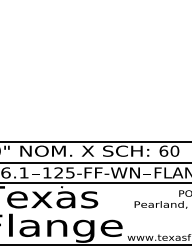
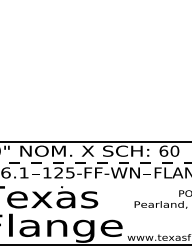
line: solid -> dashed (96, 162)
line: present -> none (95, 183)
